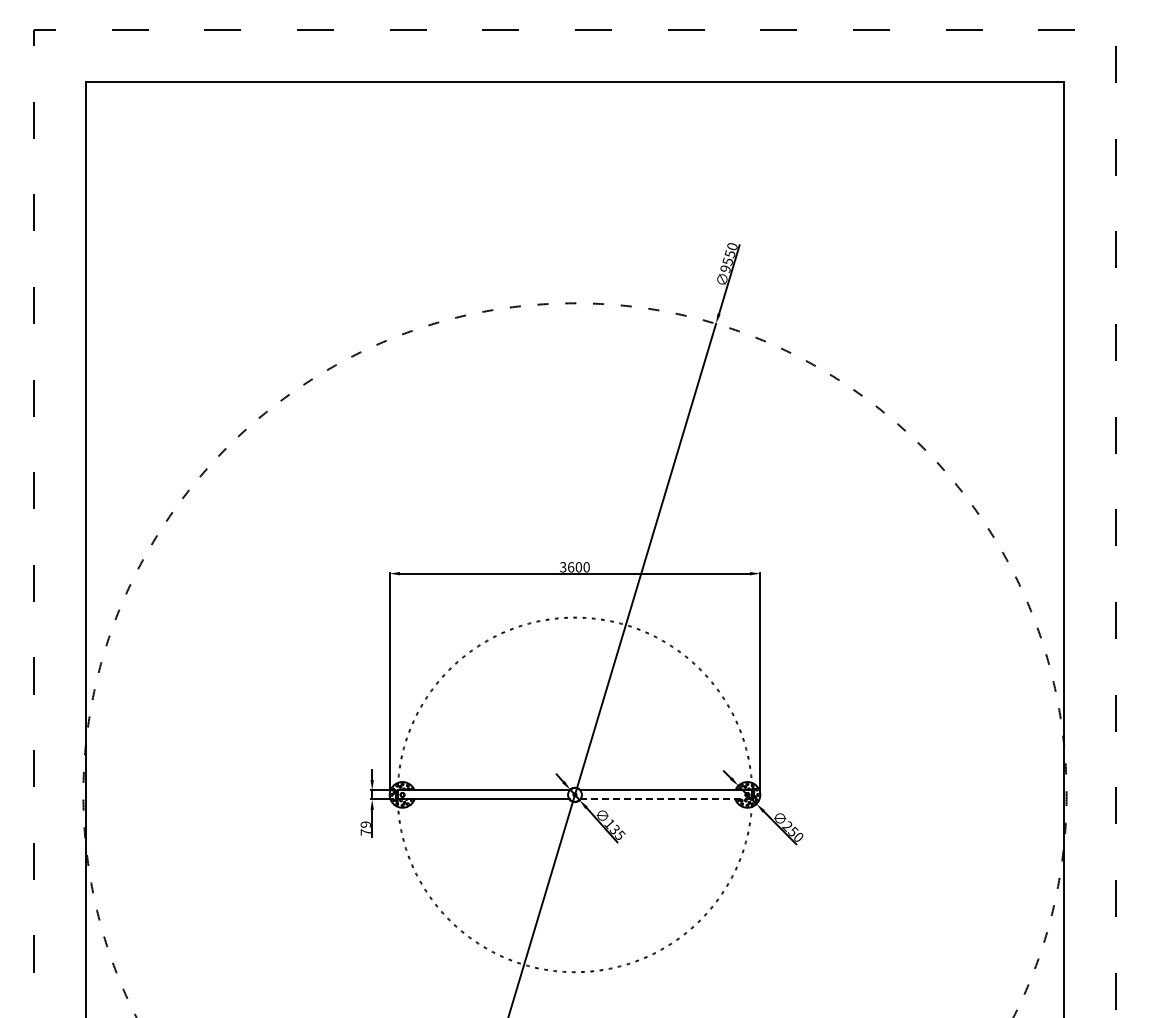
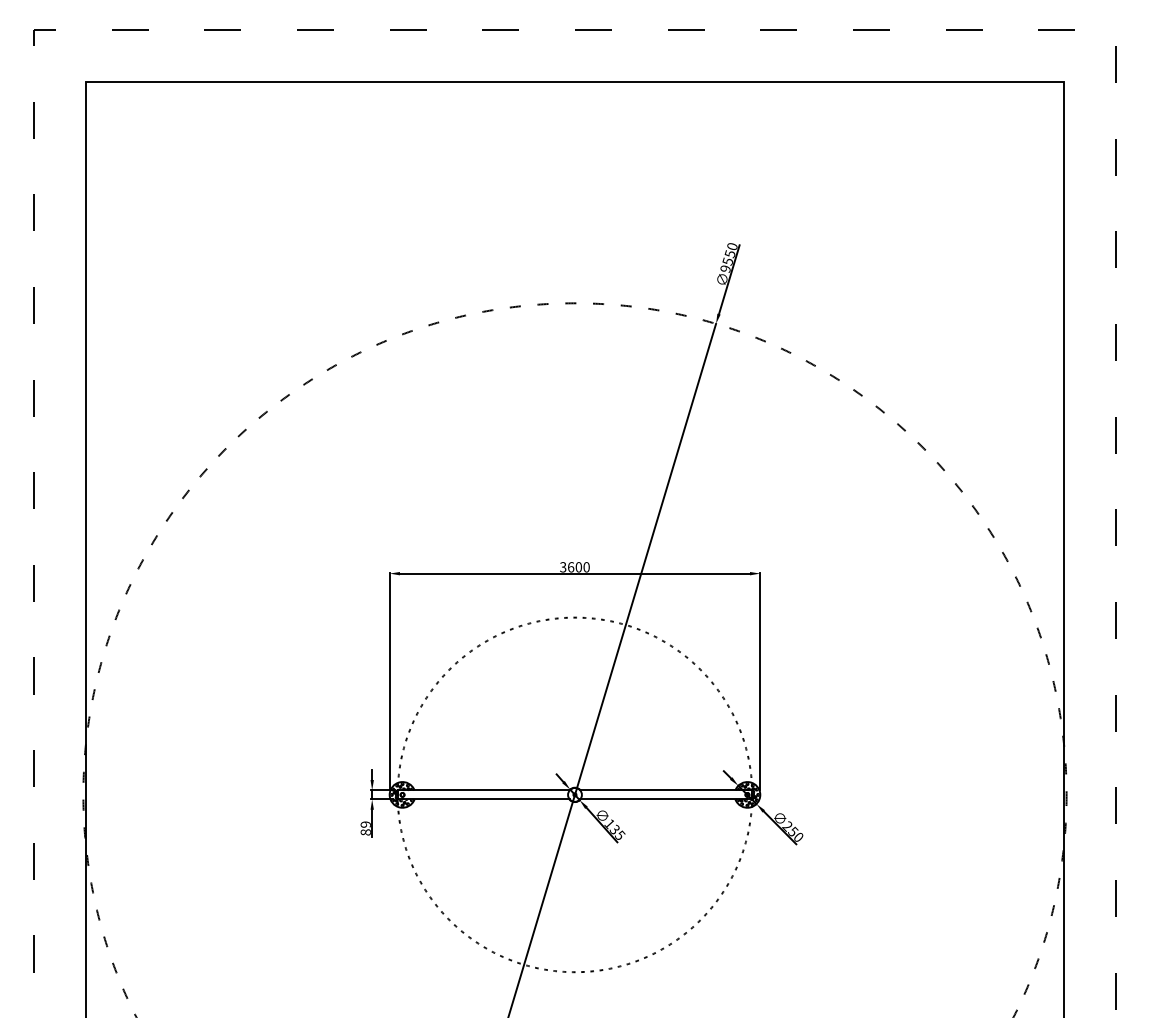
line: dashed -> solid (664, 799)
text: 79 -> 89 (365, 832)
